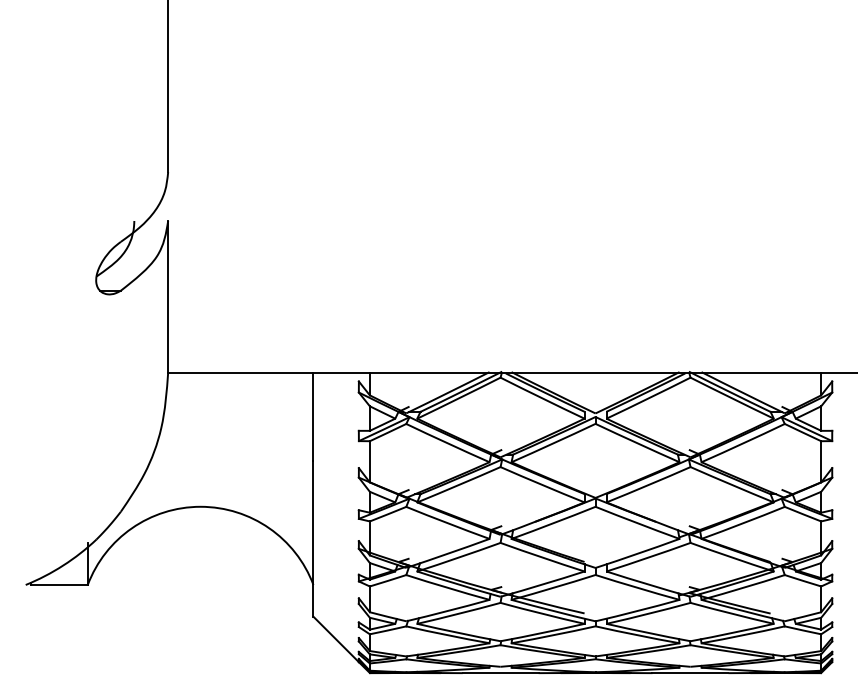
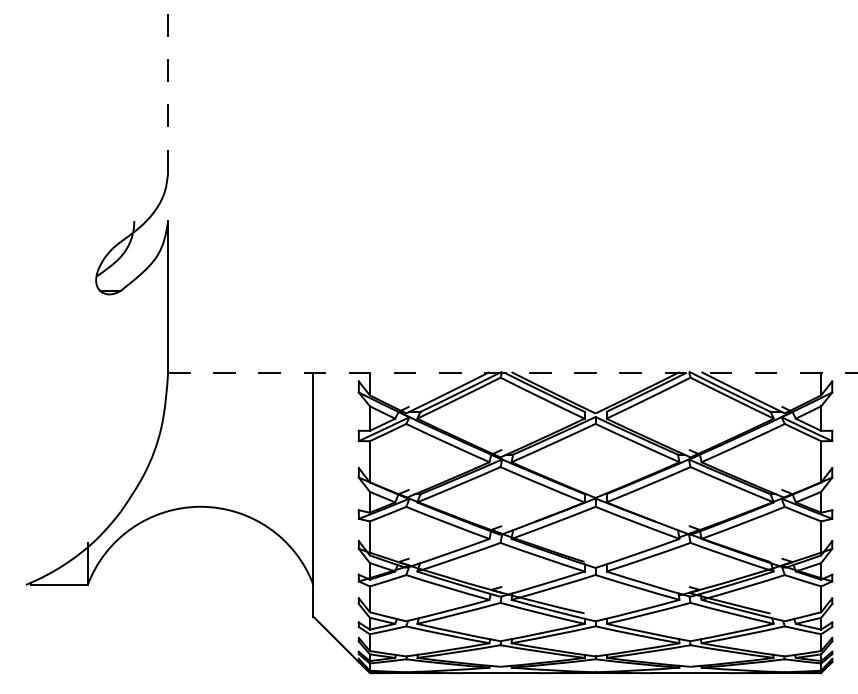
line: solid -> dashed (168, 86)
line: solid -> dashed (513, 373)
